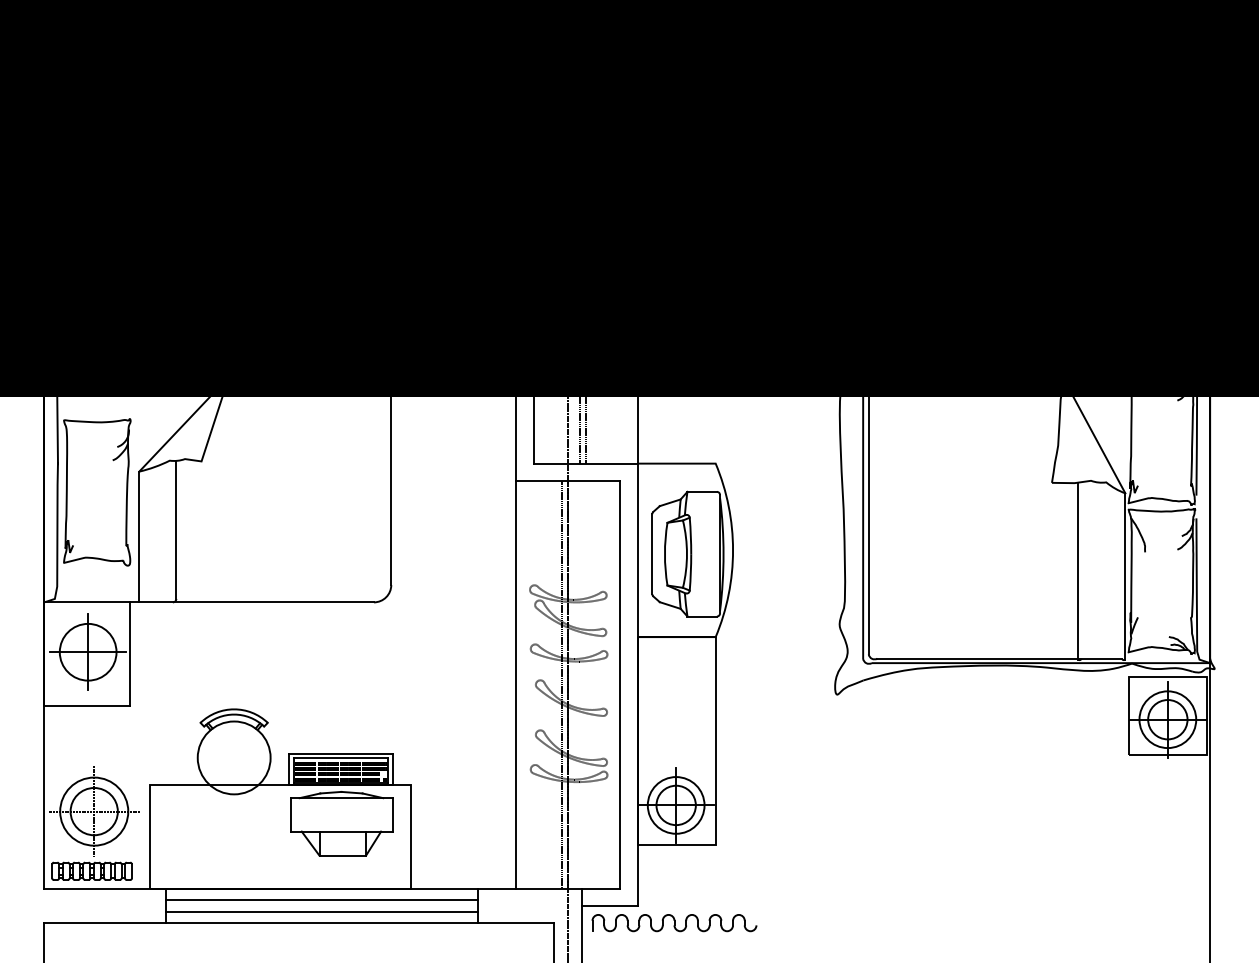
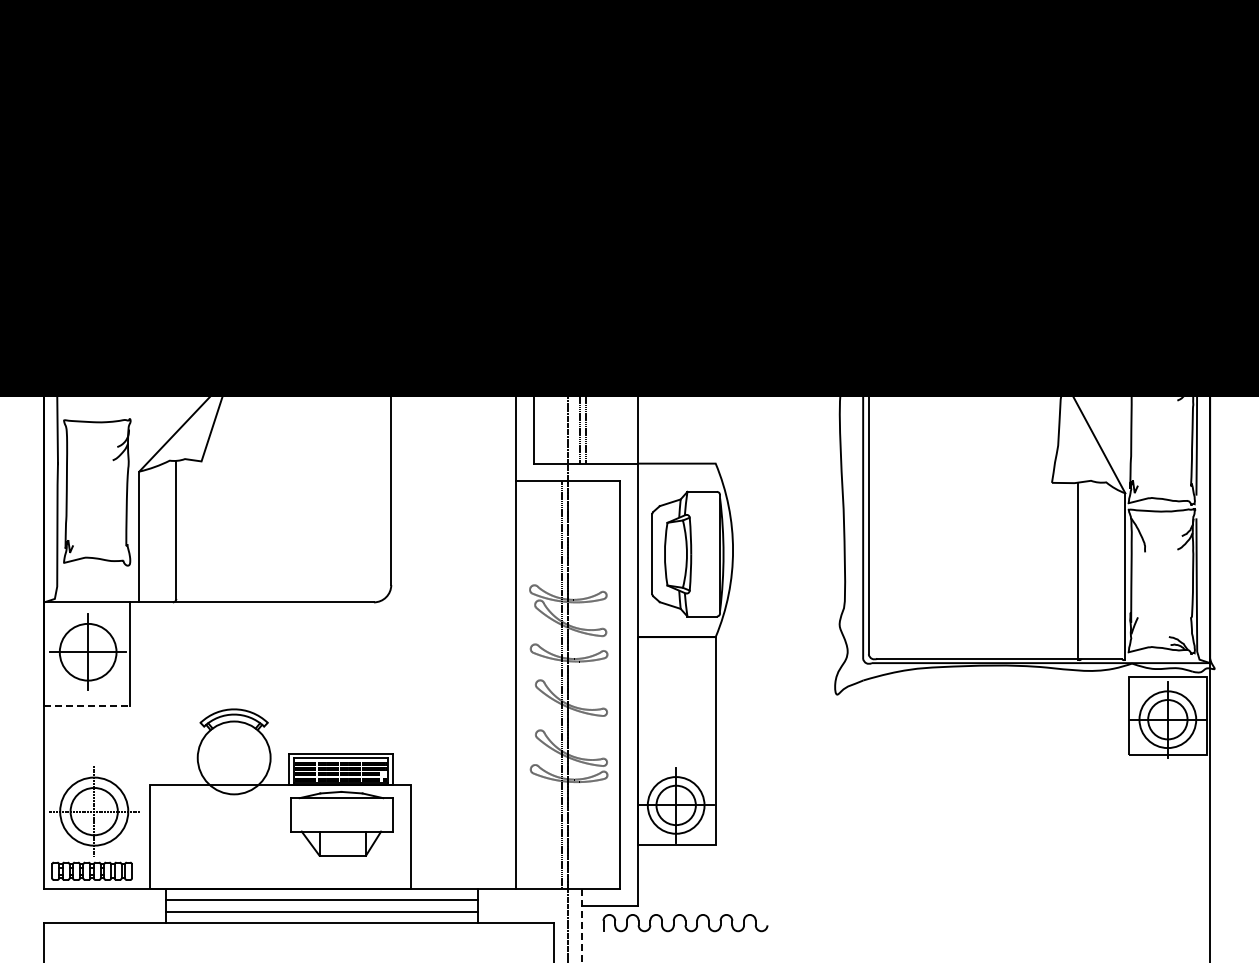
line: solid -> dashed (86, 706)
part position: (674, 923) -> (685, 923) (685, 923)
line: solid -> dashed (582, 926)
